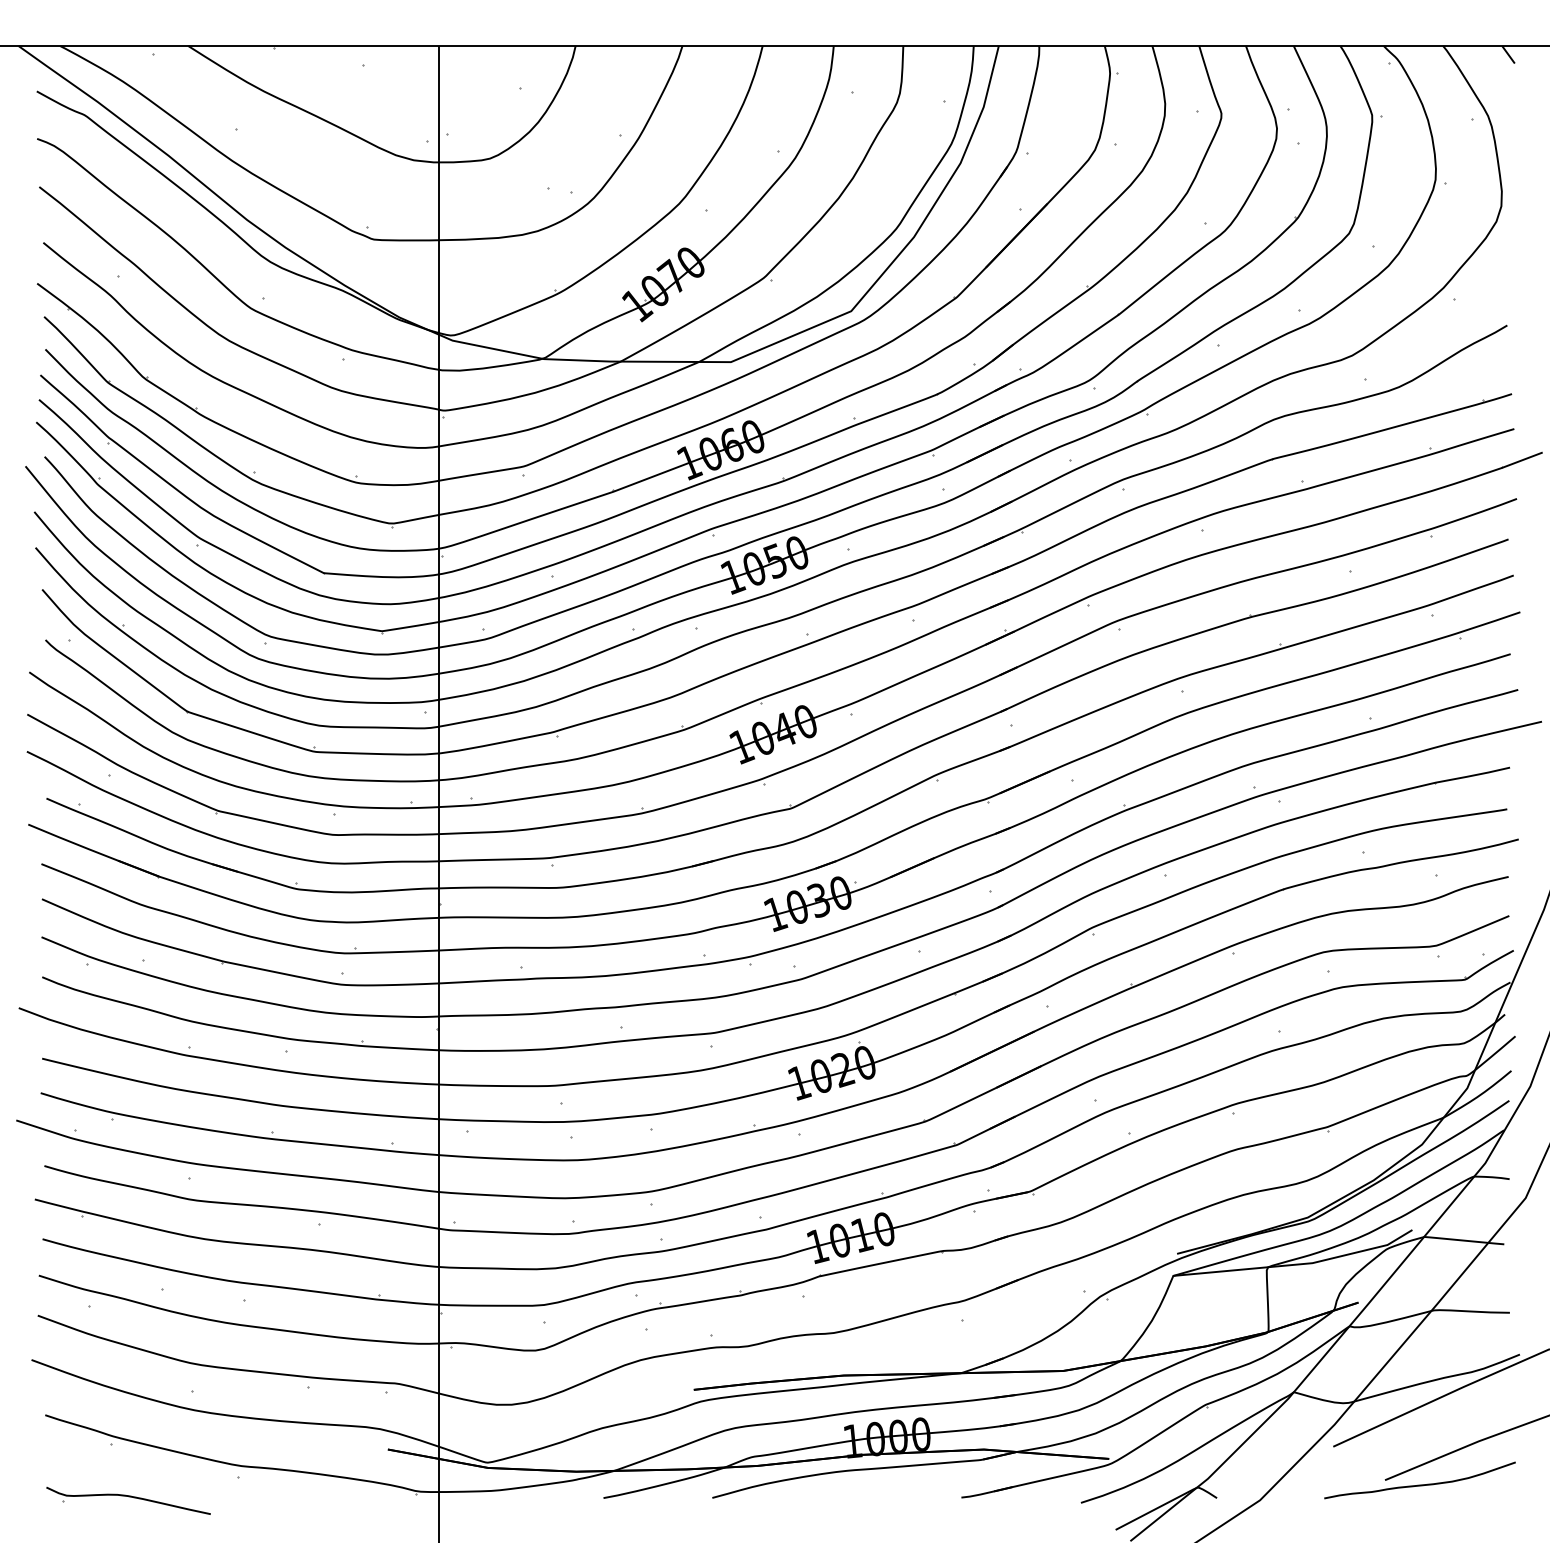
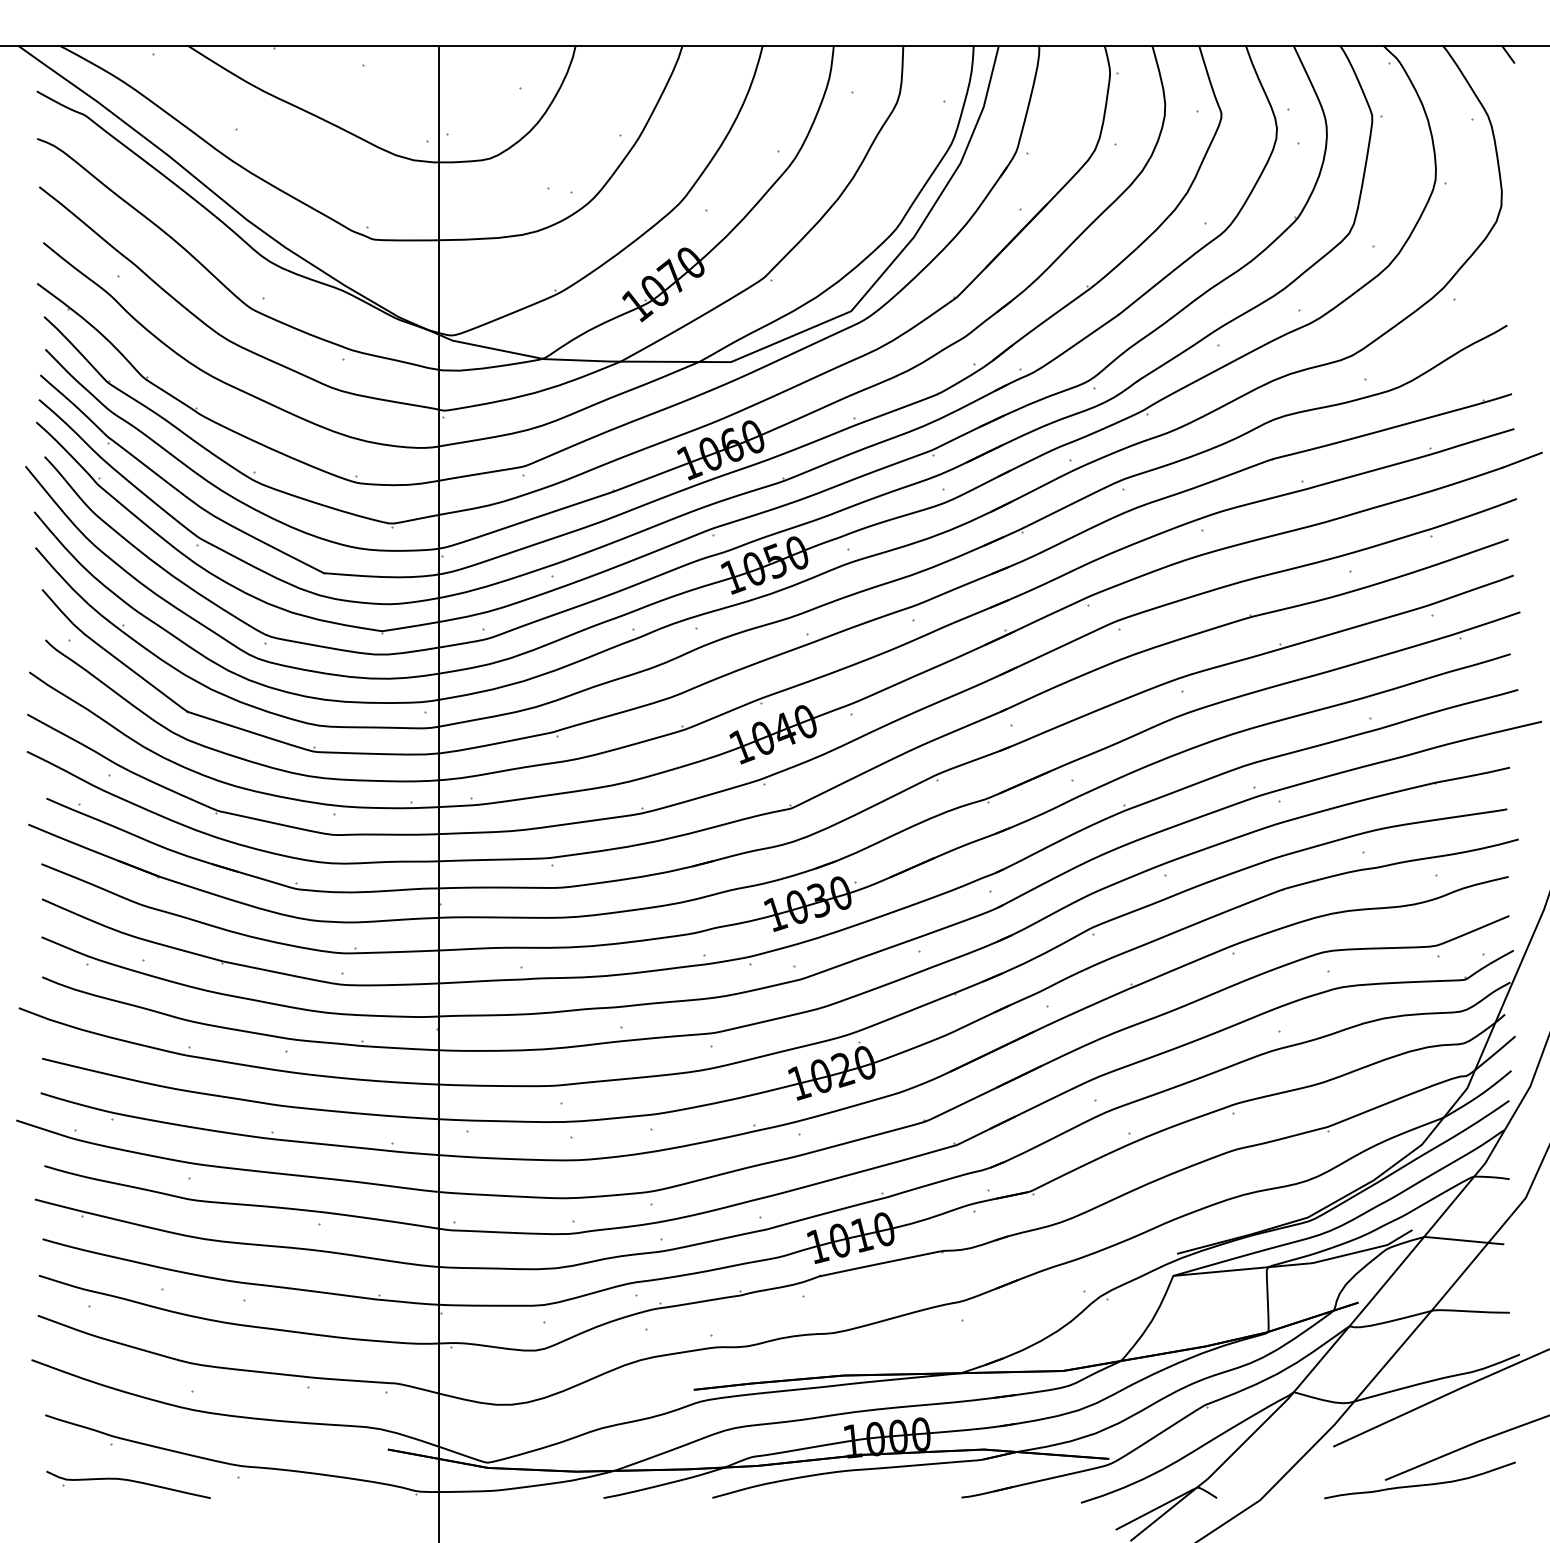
part position: (128, 1500) -> (128, 1484) (128, 1484)
